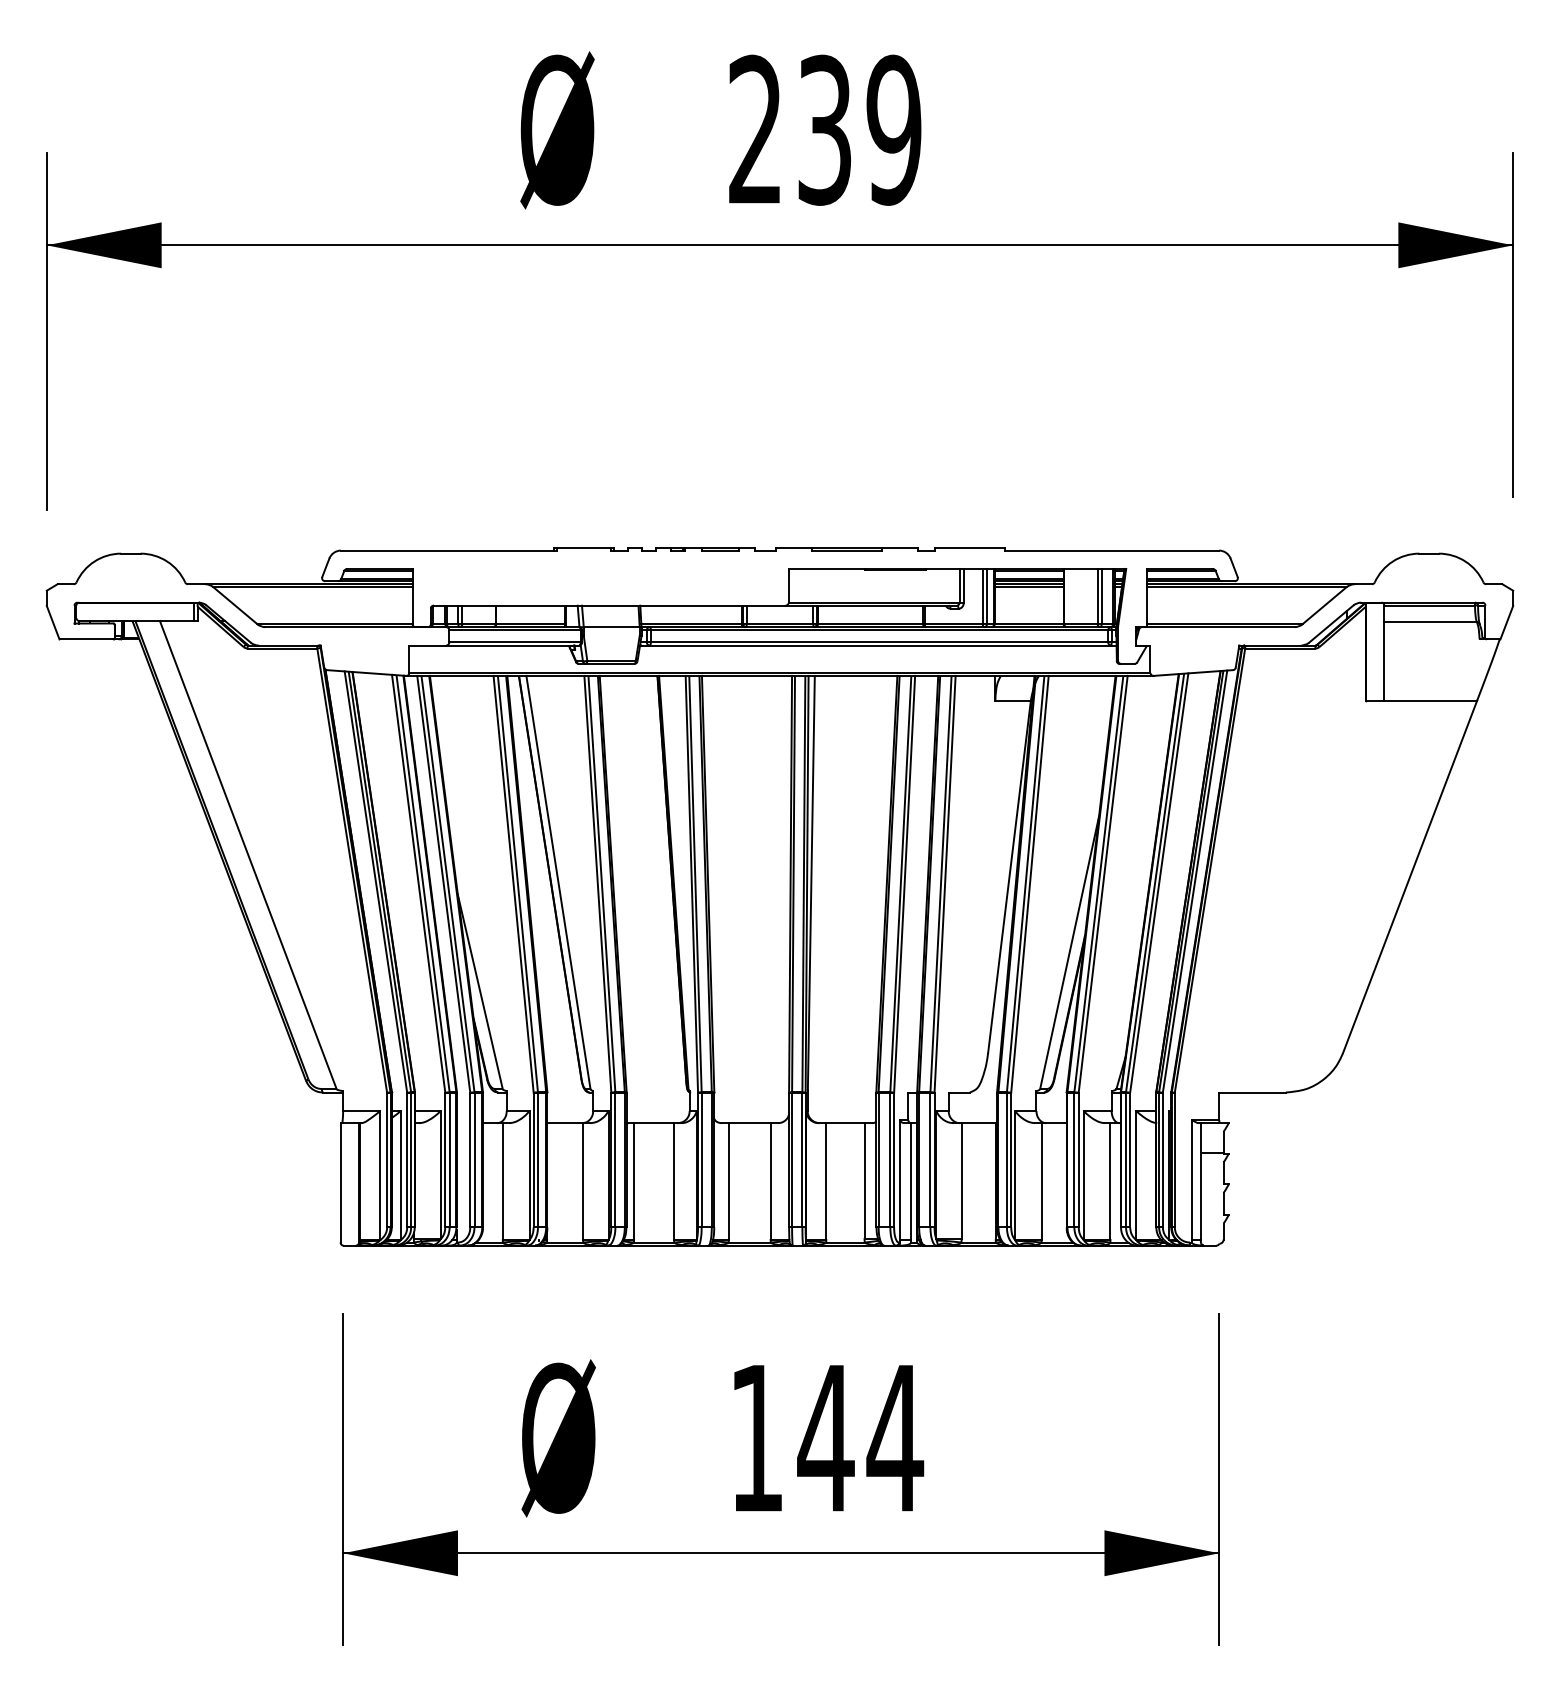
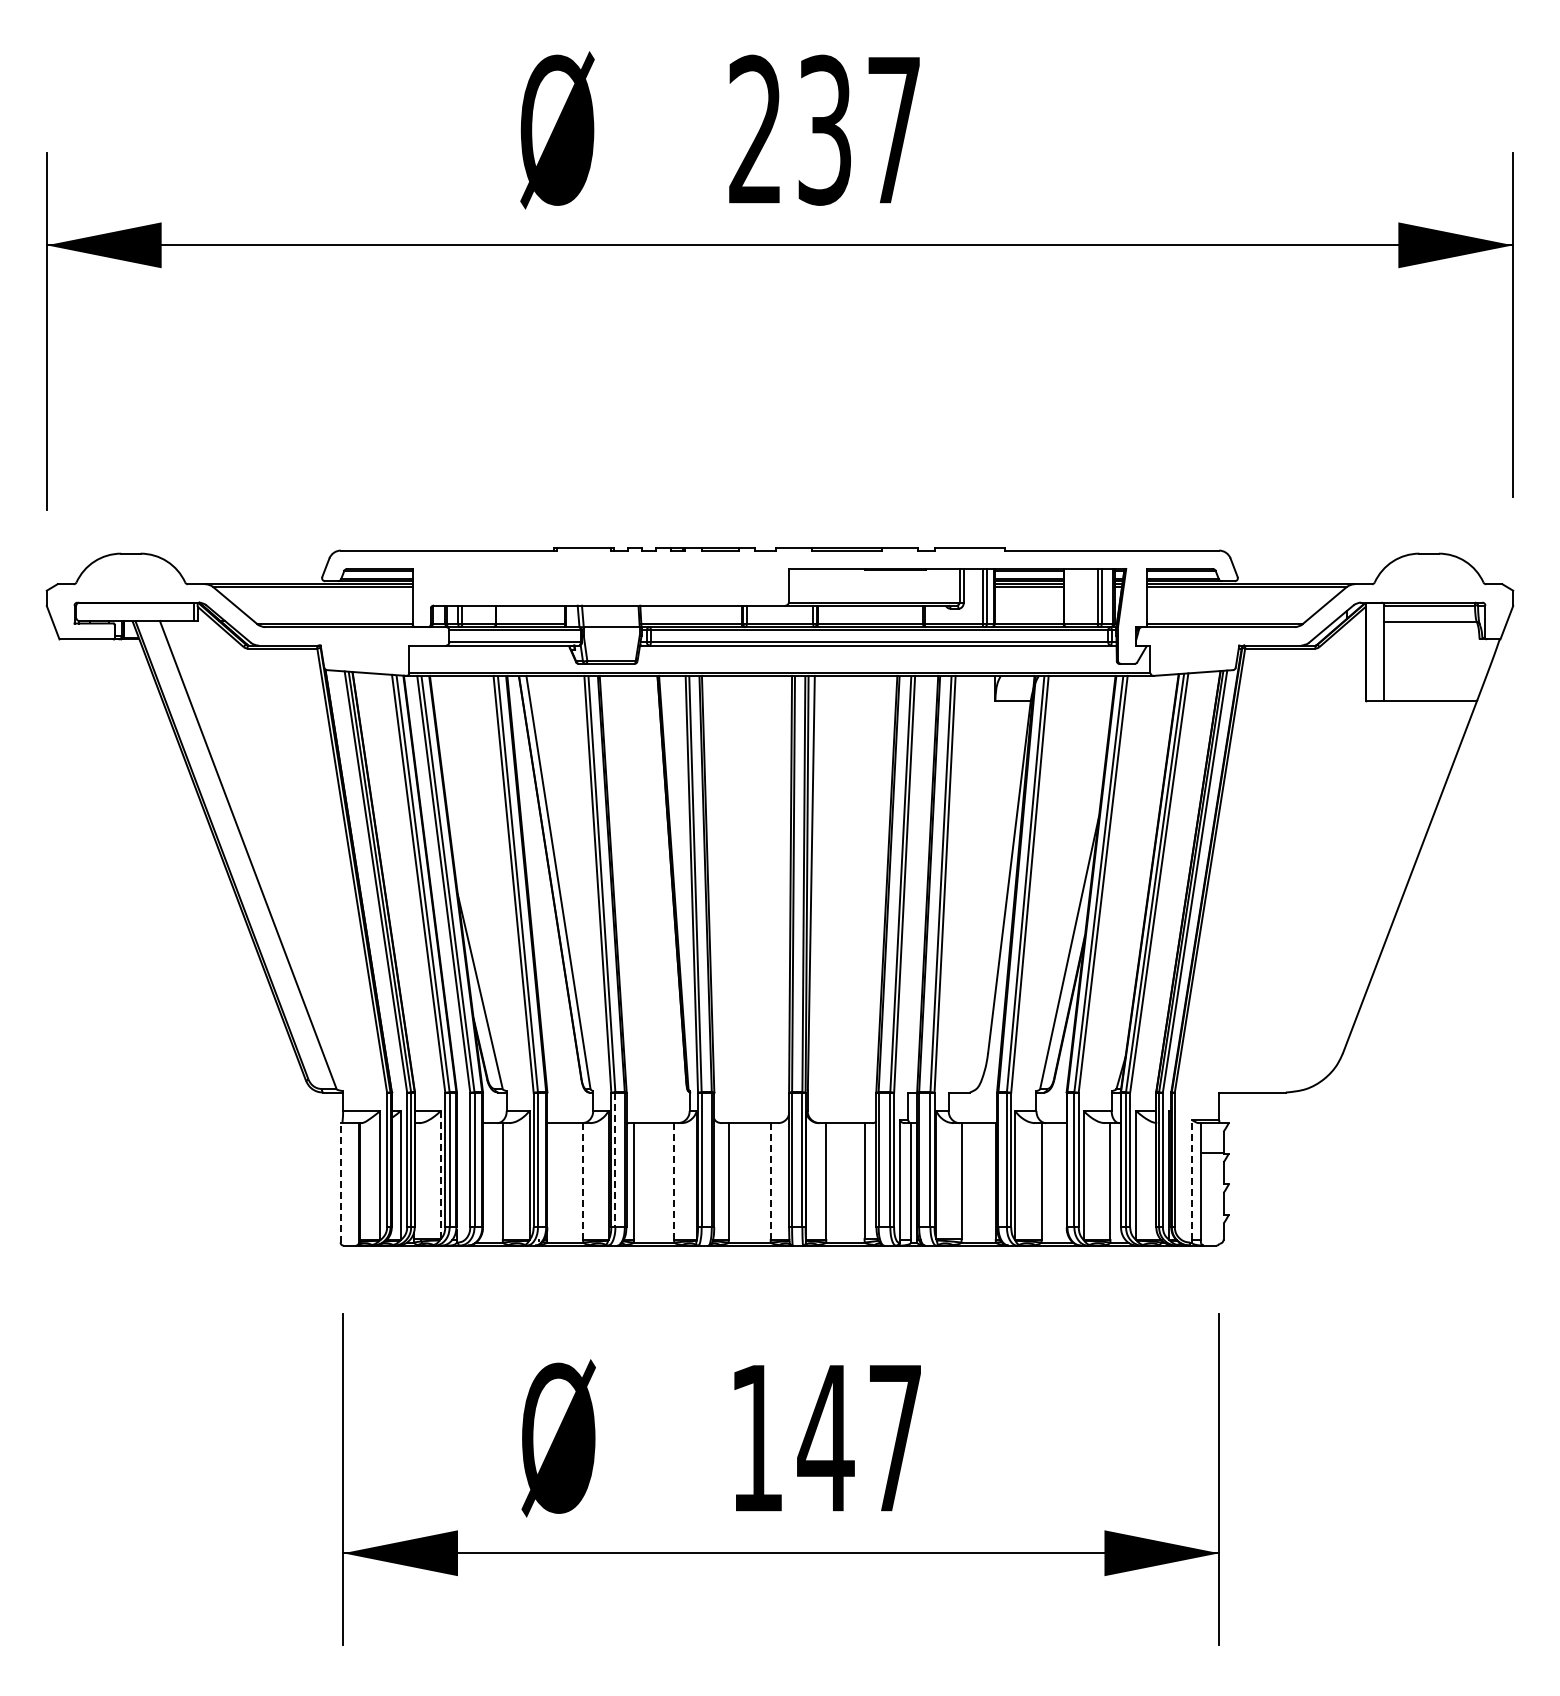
text: 239 -> 237 (893, 129)
line: solid -> dashed (615, 1160)
line: solid -> dashed (440, 1175)
line: solid -> dashed (1191, 1179)
line: solid -> dashed (583, 1181)
line: solid -> dashed (674, 1181)
line: solid -> dashed (770, 1181)
line: solid -> dashed (340, 1182)
text: 144 -> 147 (895, 1438)
